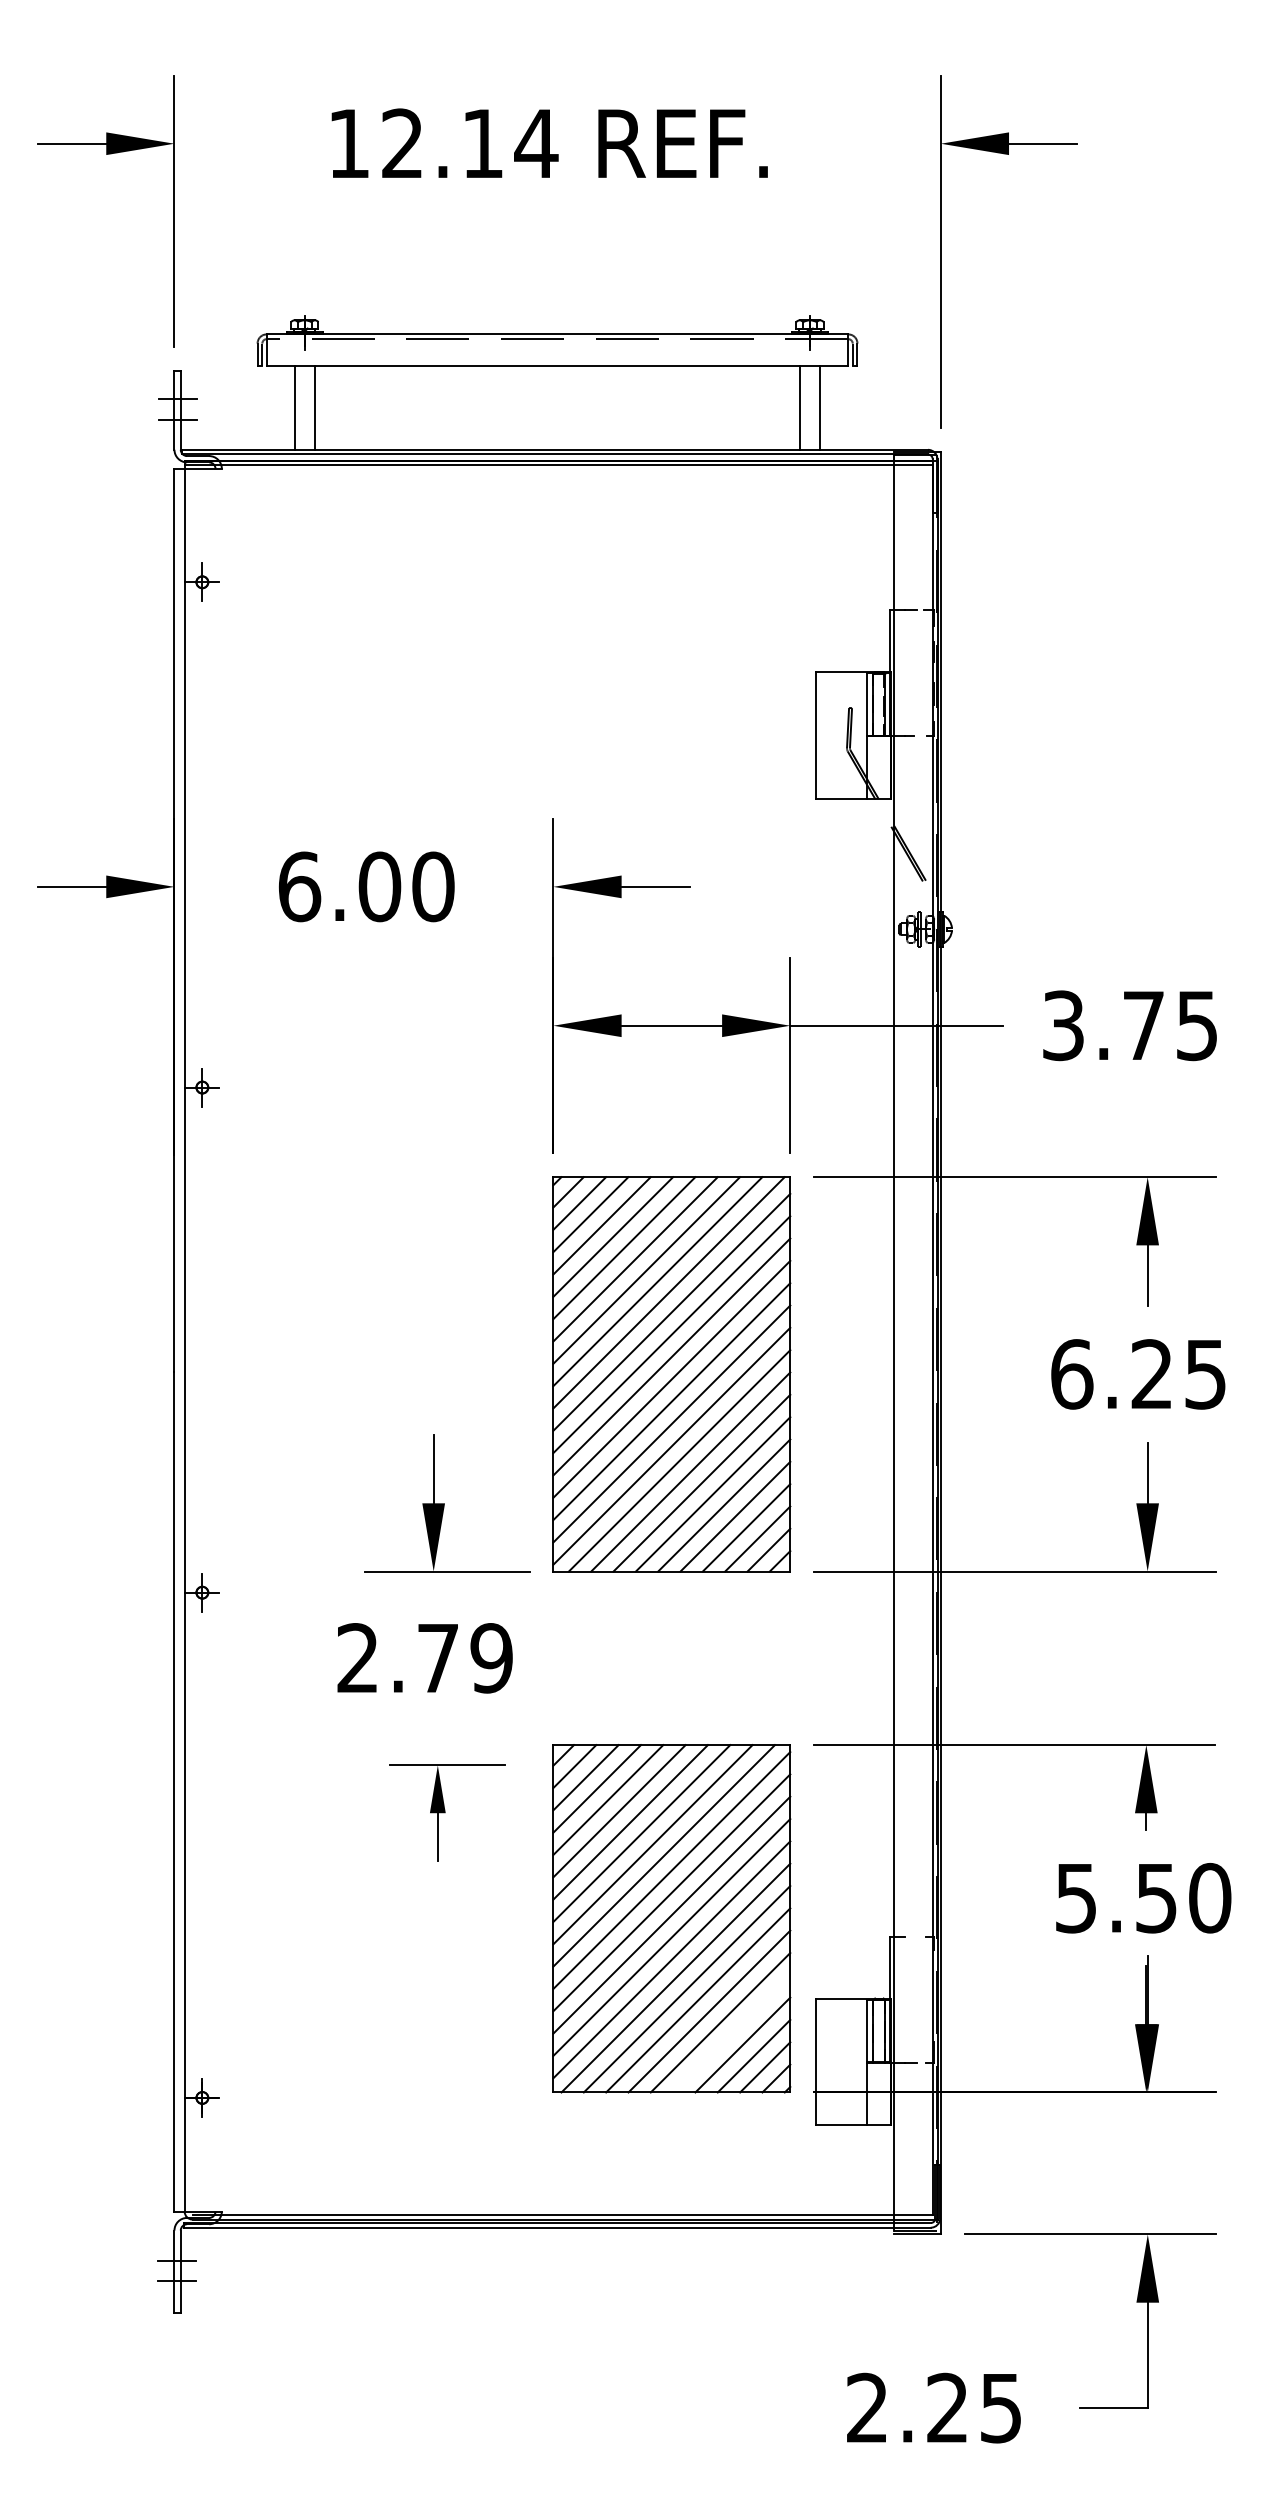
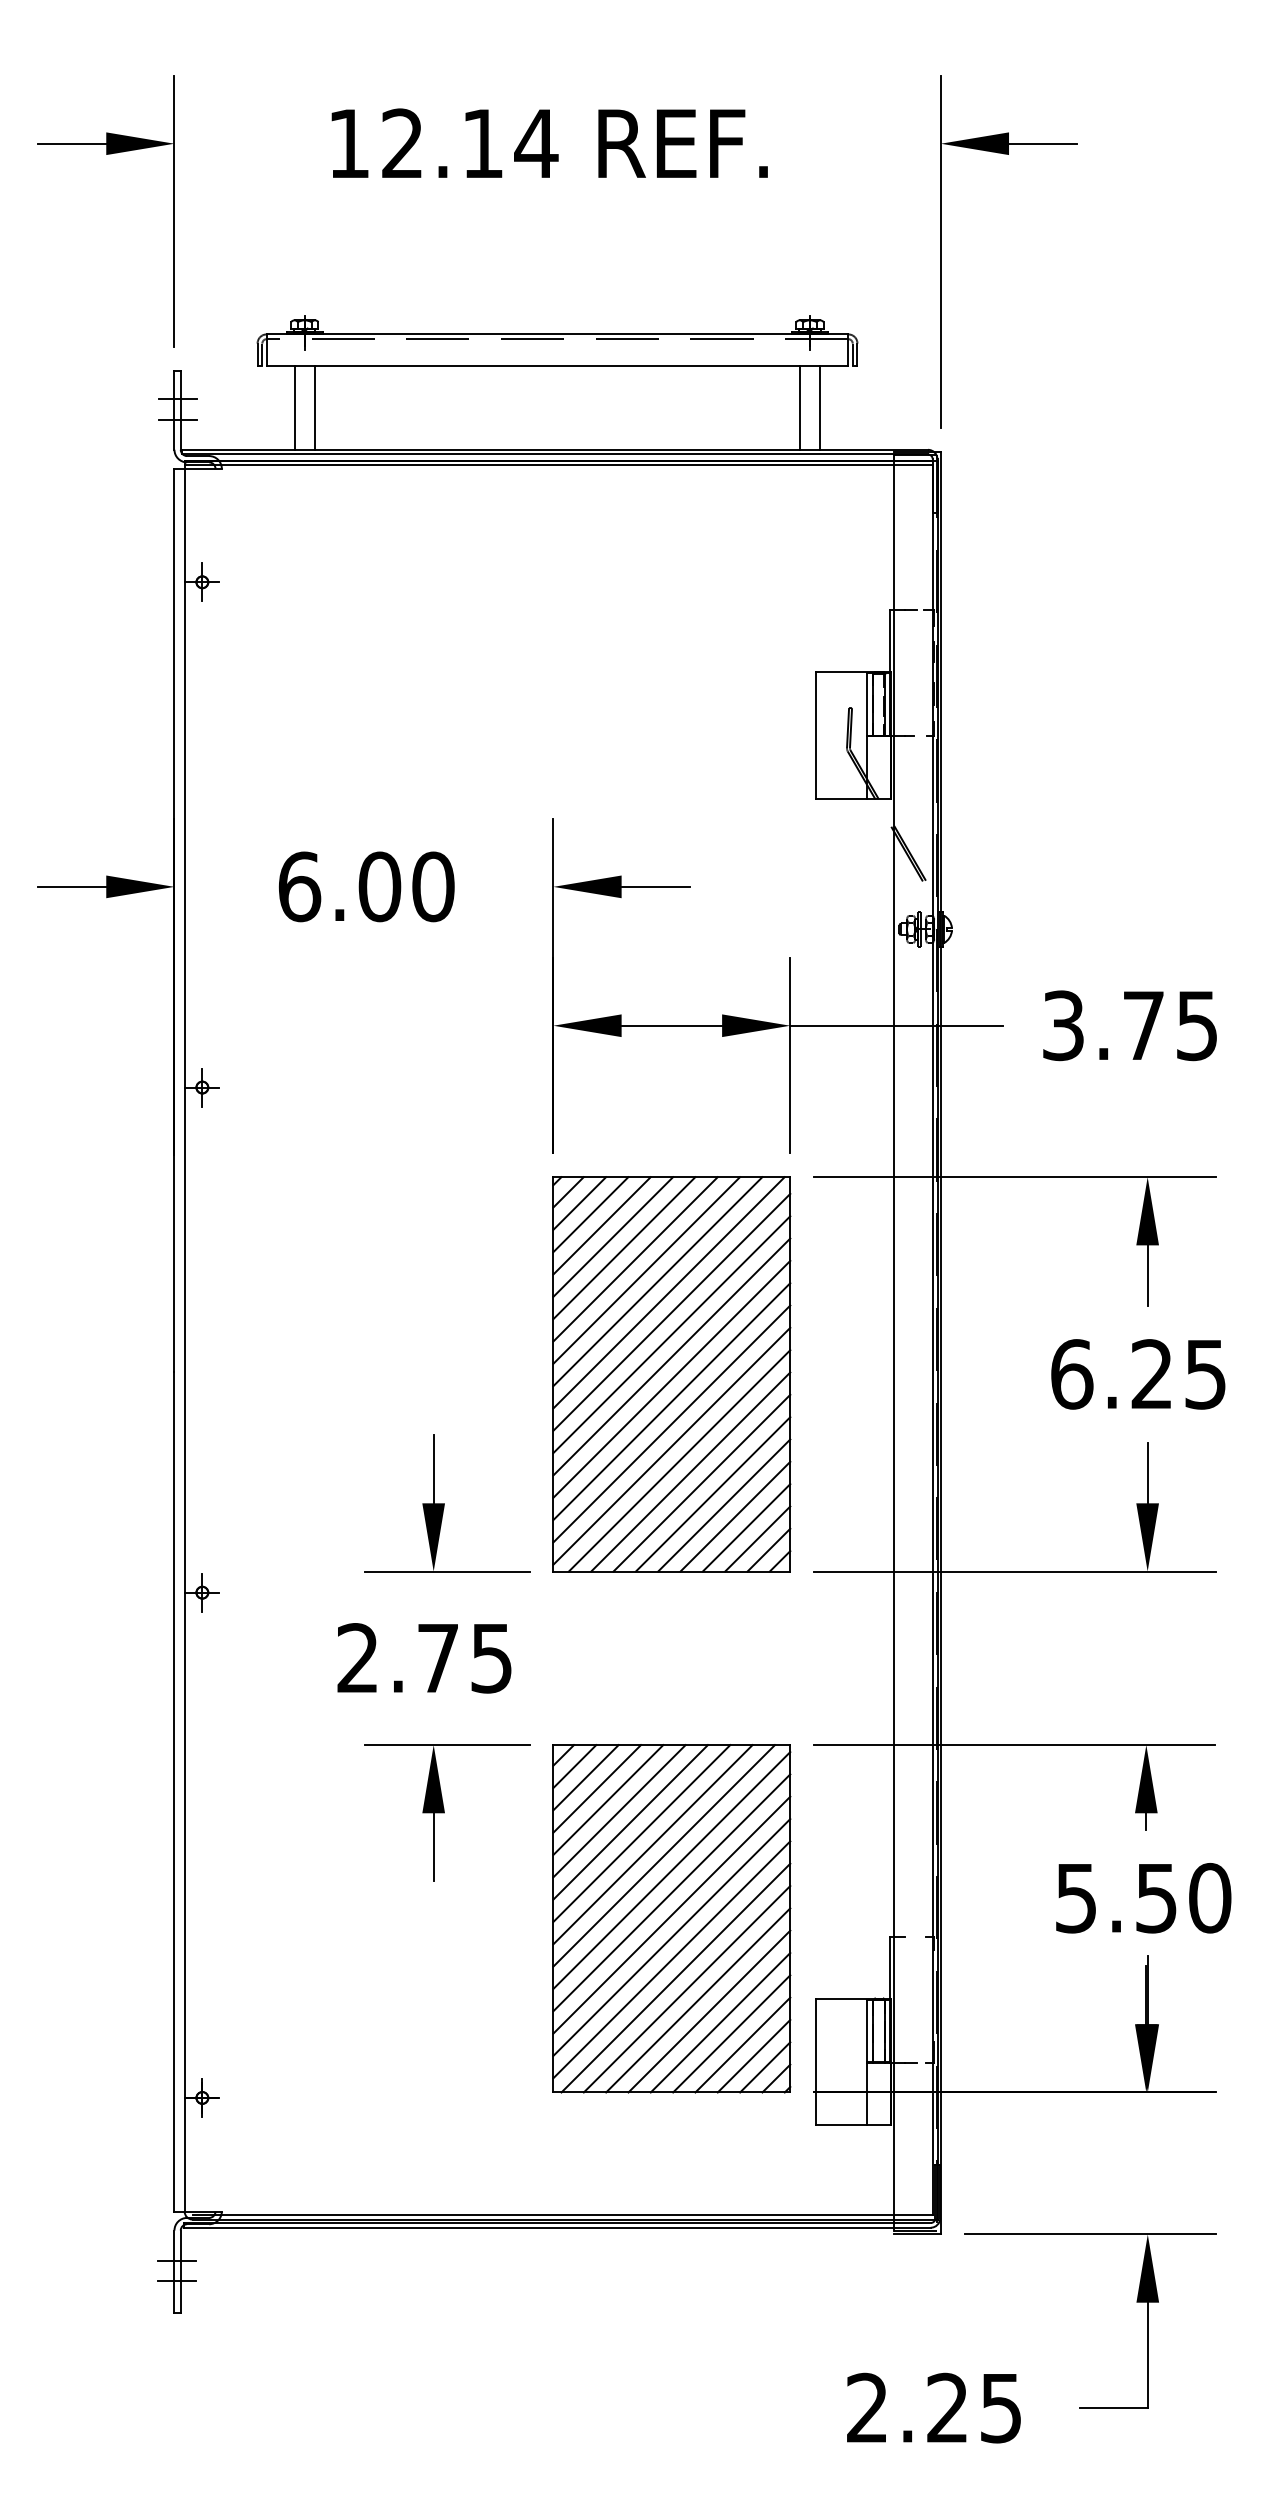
text: 2.79 -> 2.75 (491, 1658)
part size: 117x98 px -> 167x138 px (447, 1812)
line: none -> present (731, 2033)
